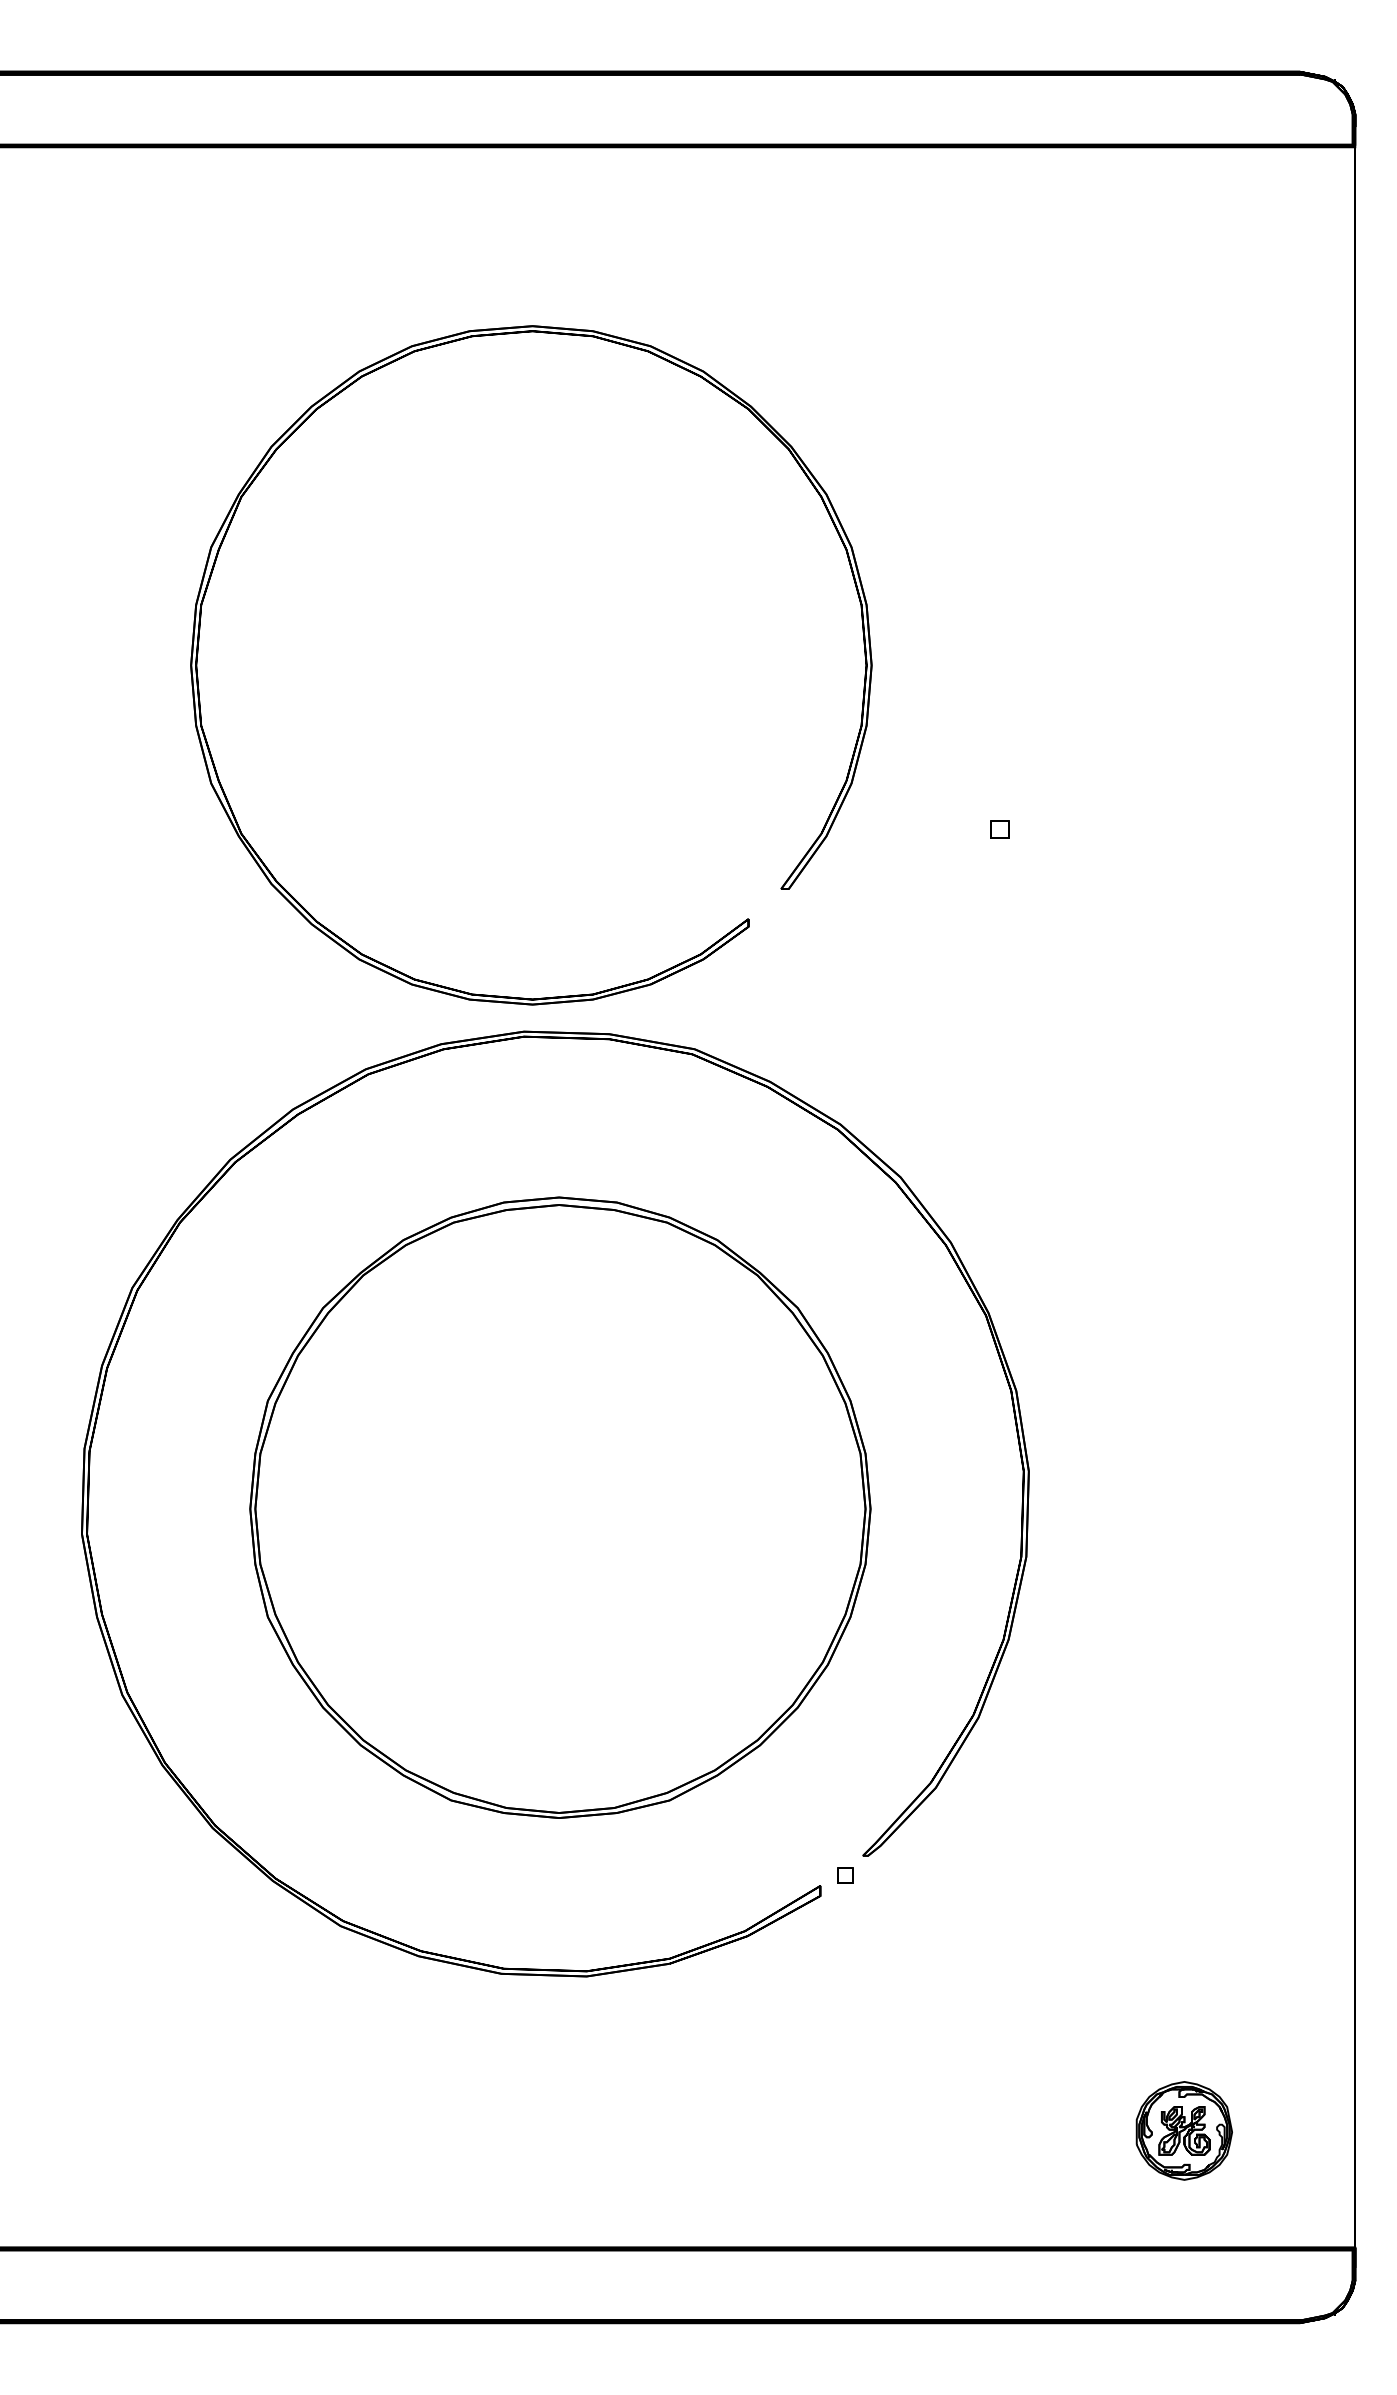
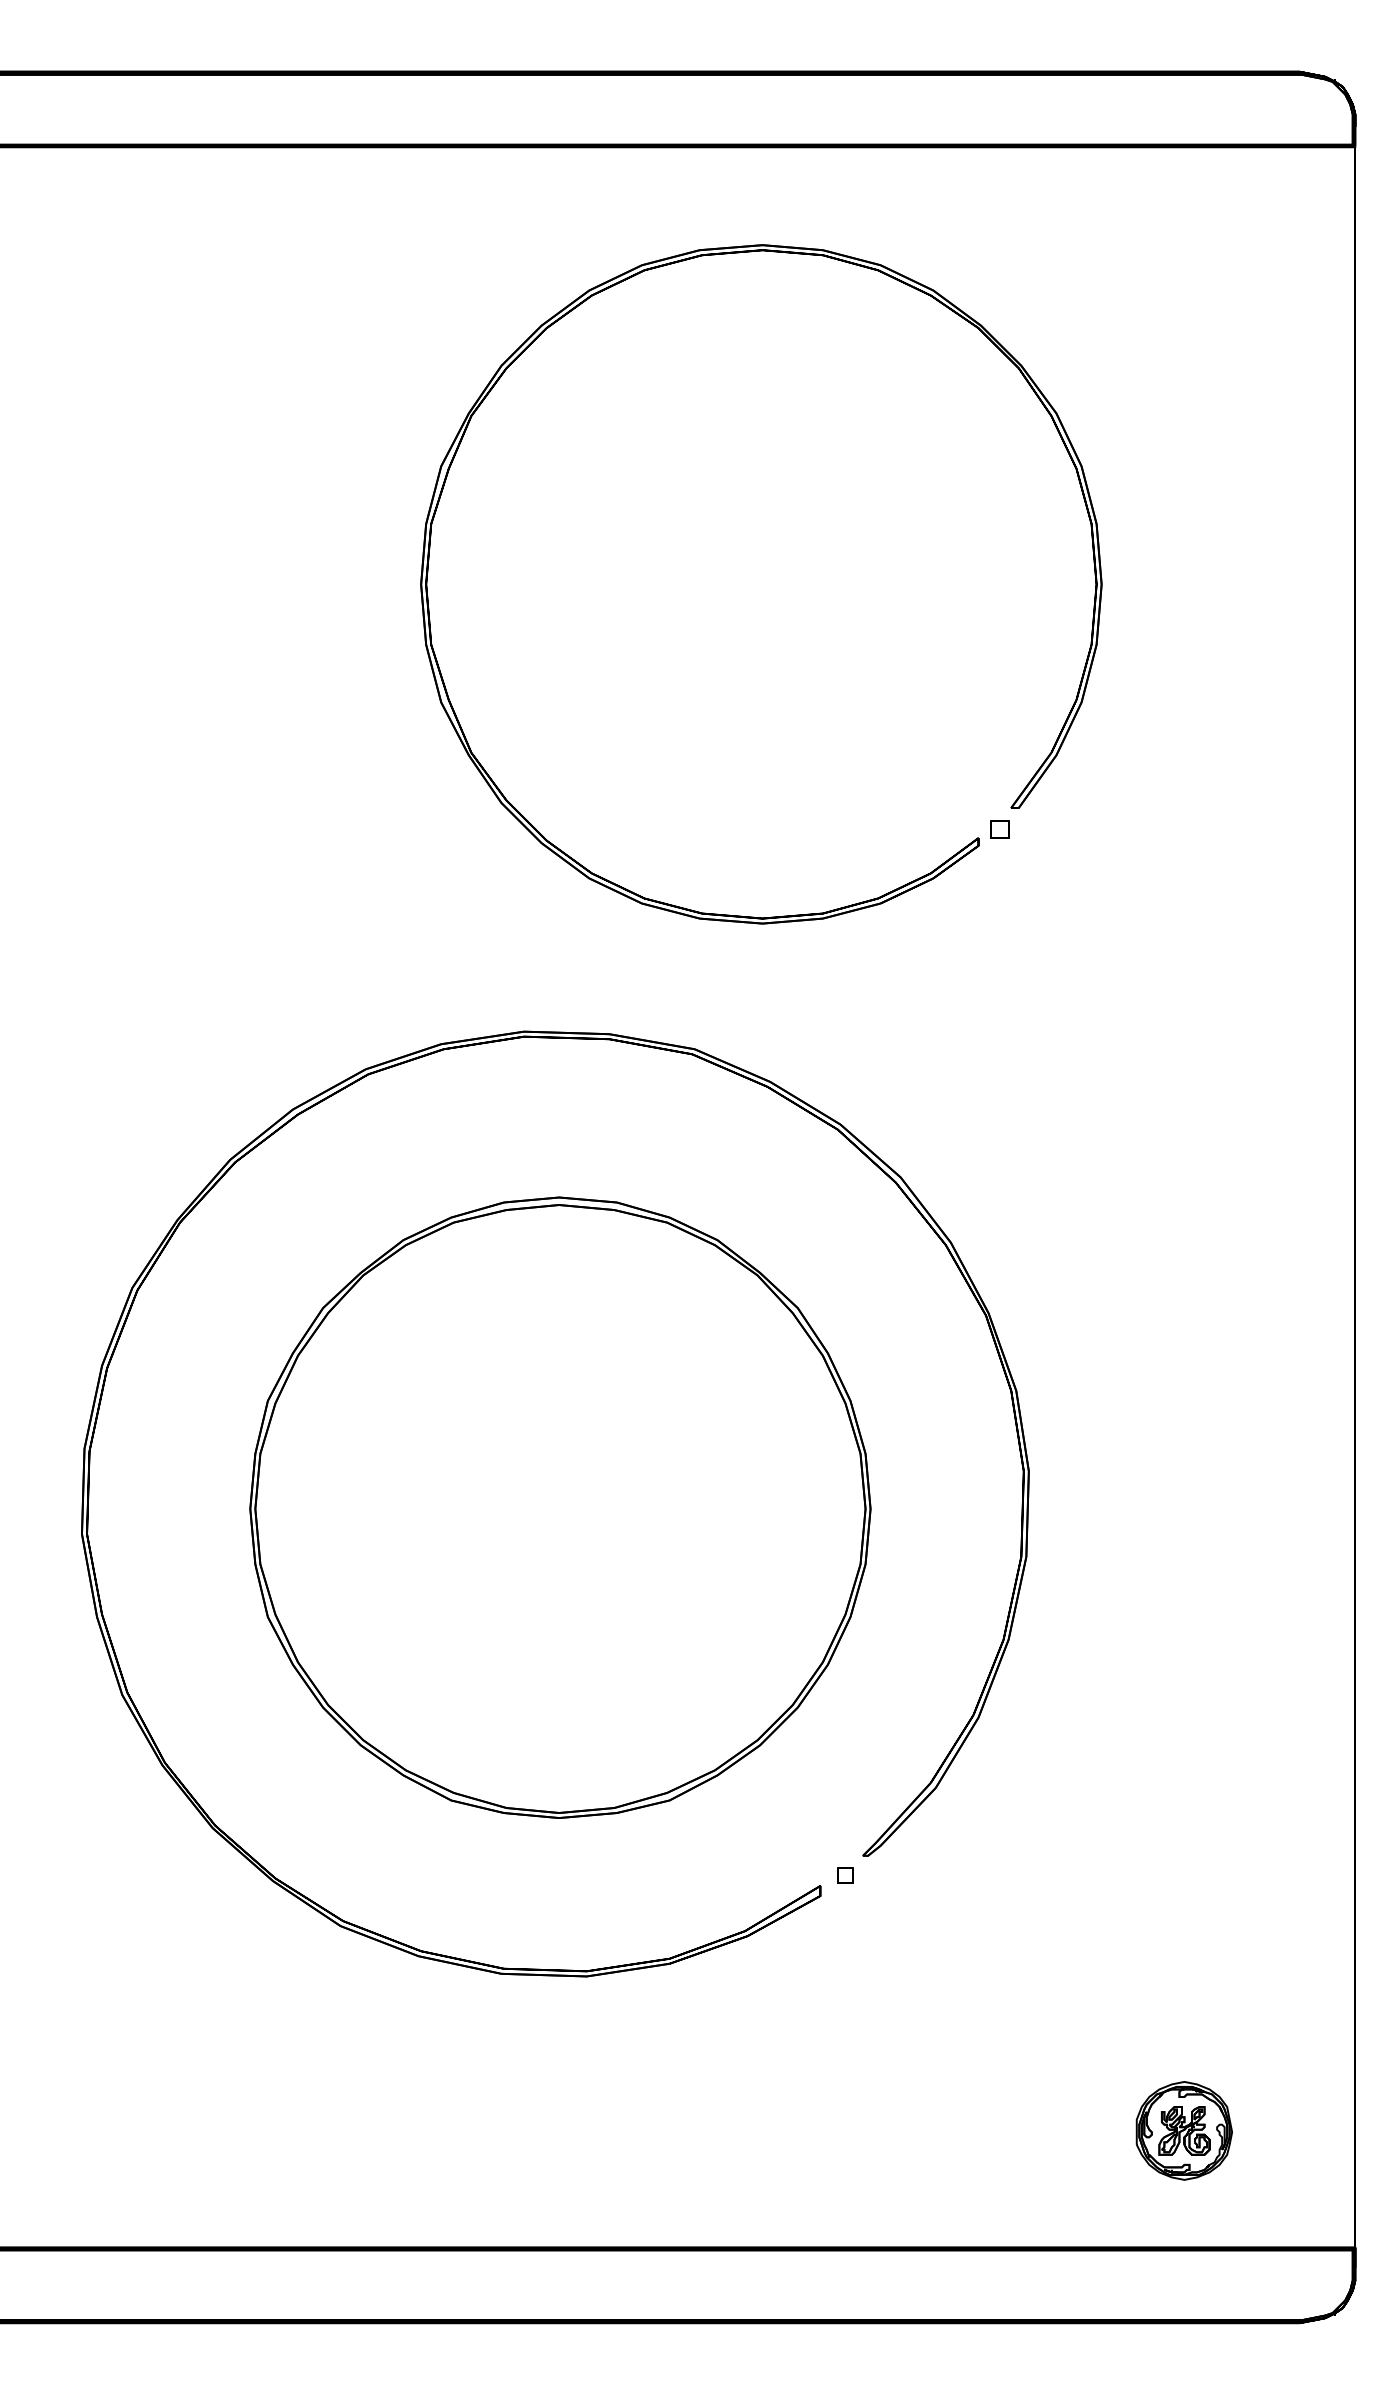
part position: (499, 995) -> (729, 914) (729, 914)
